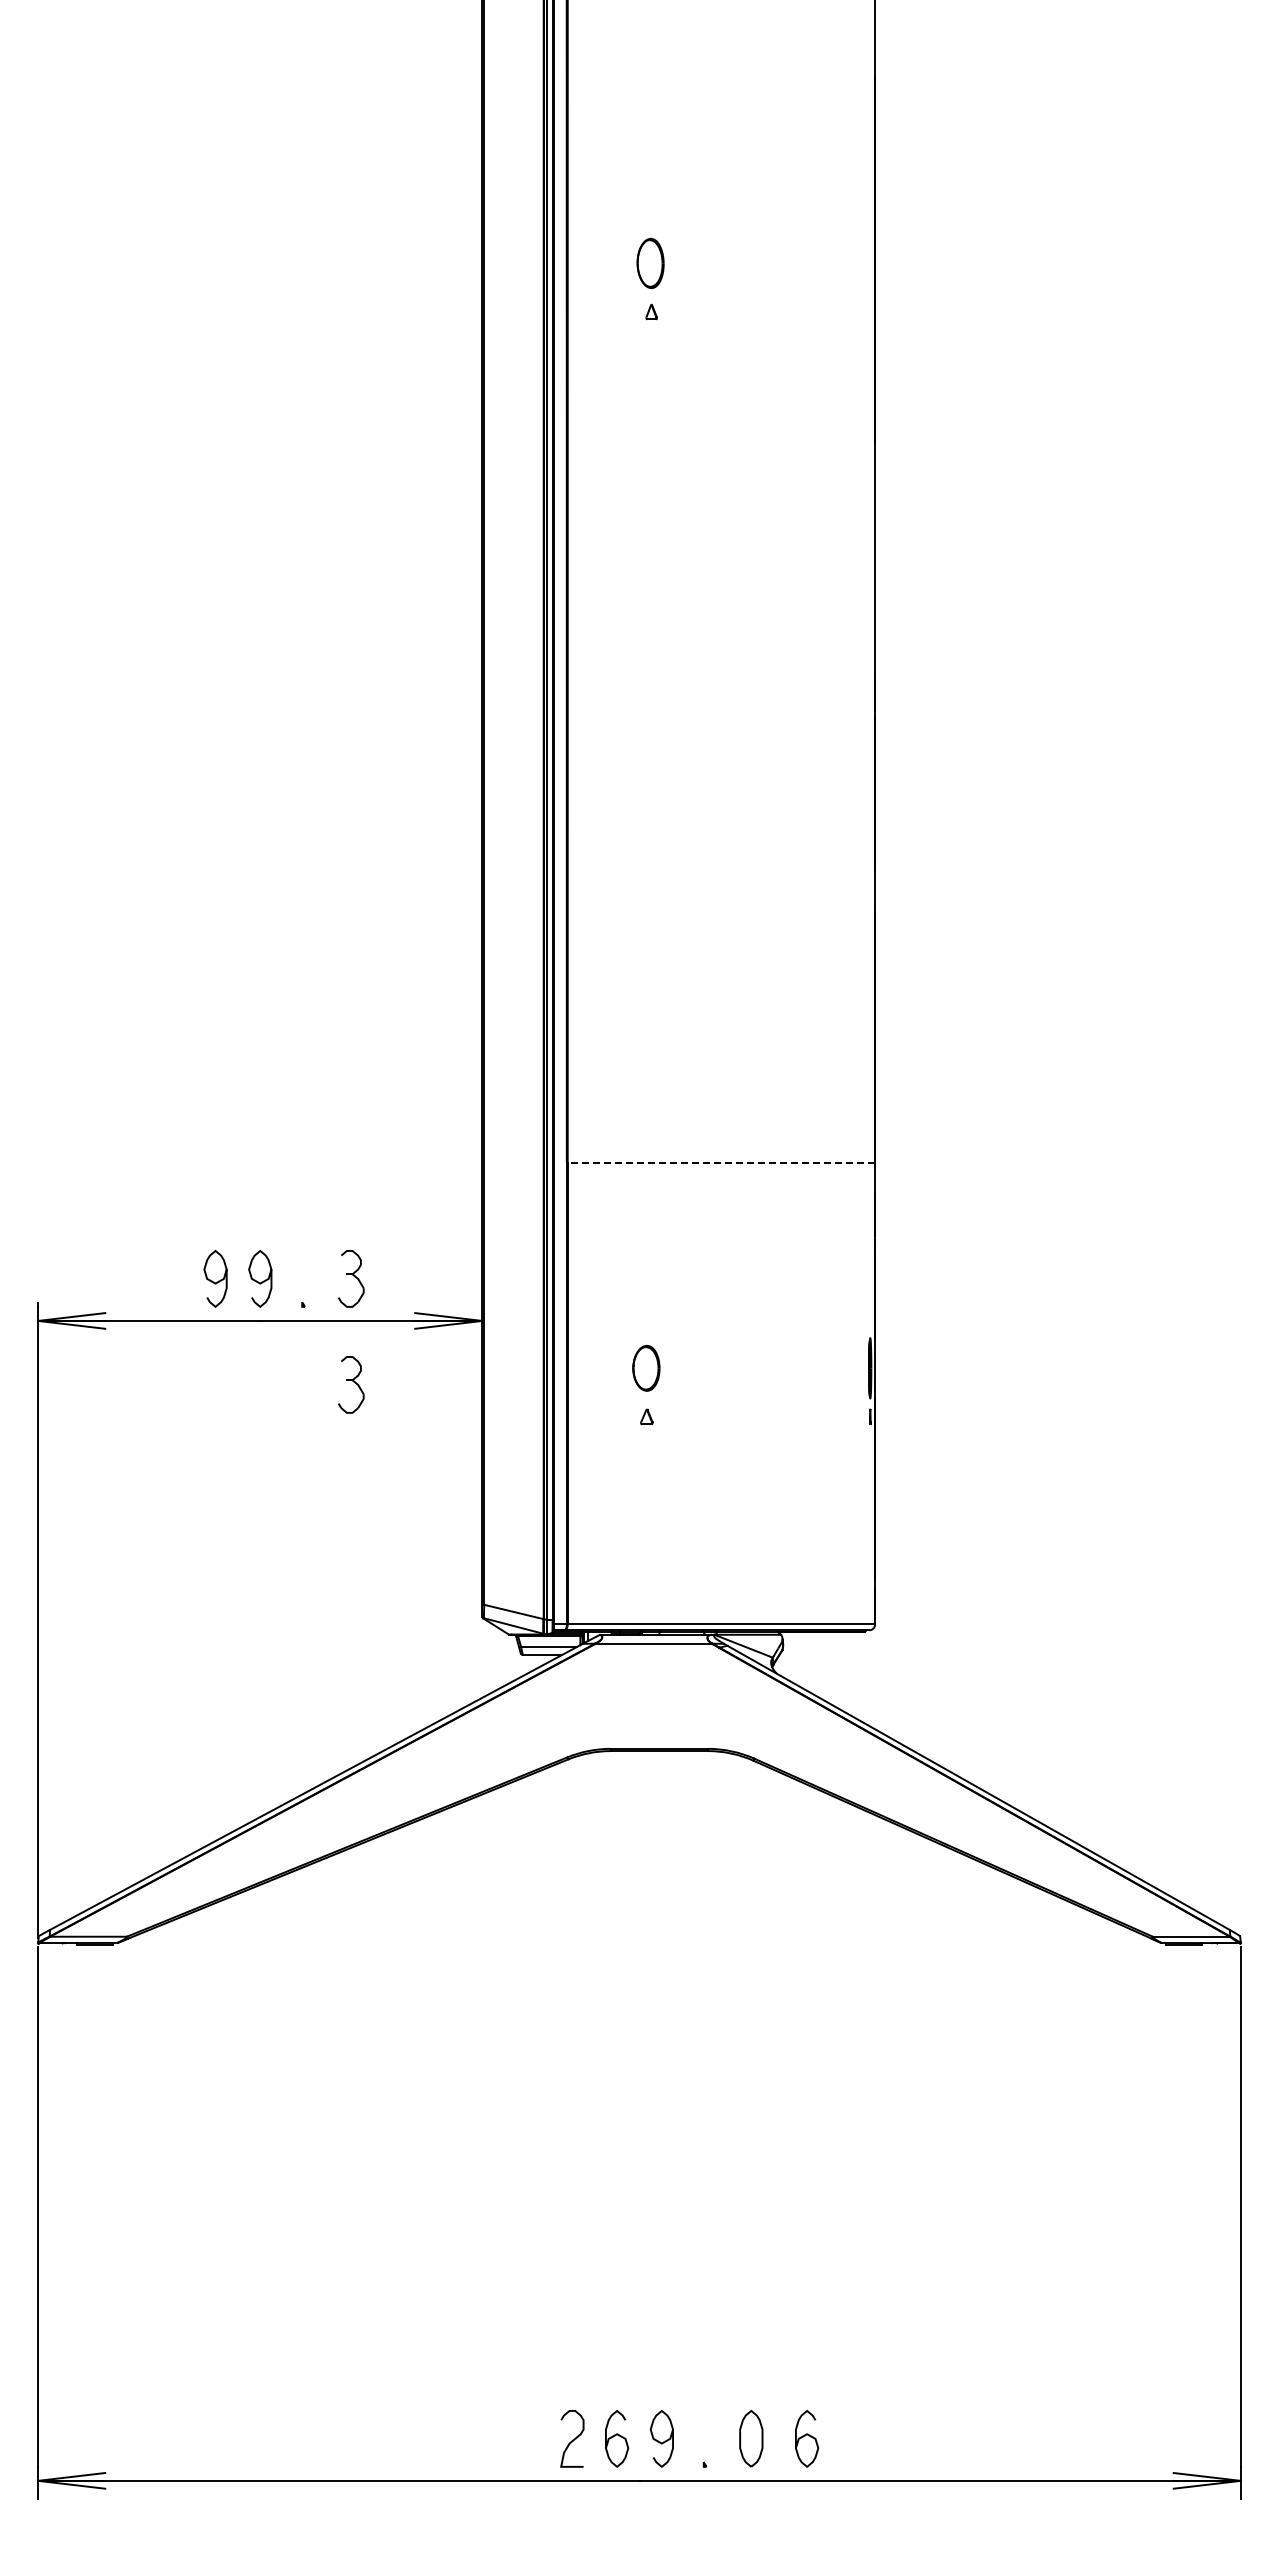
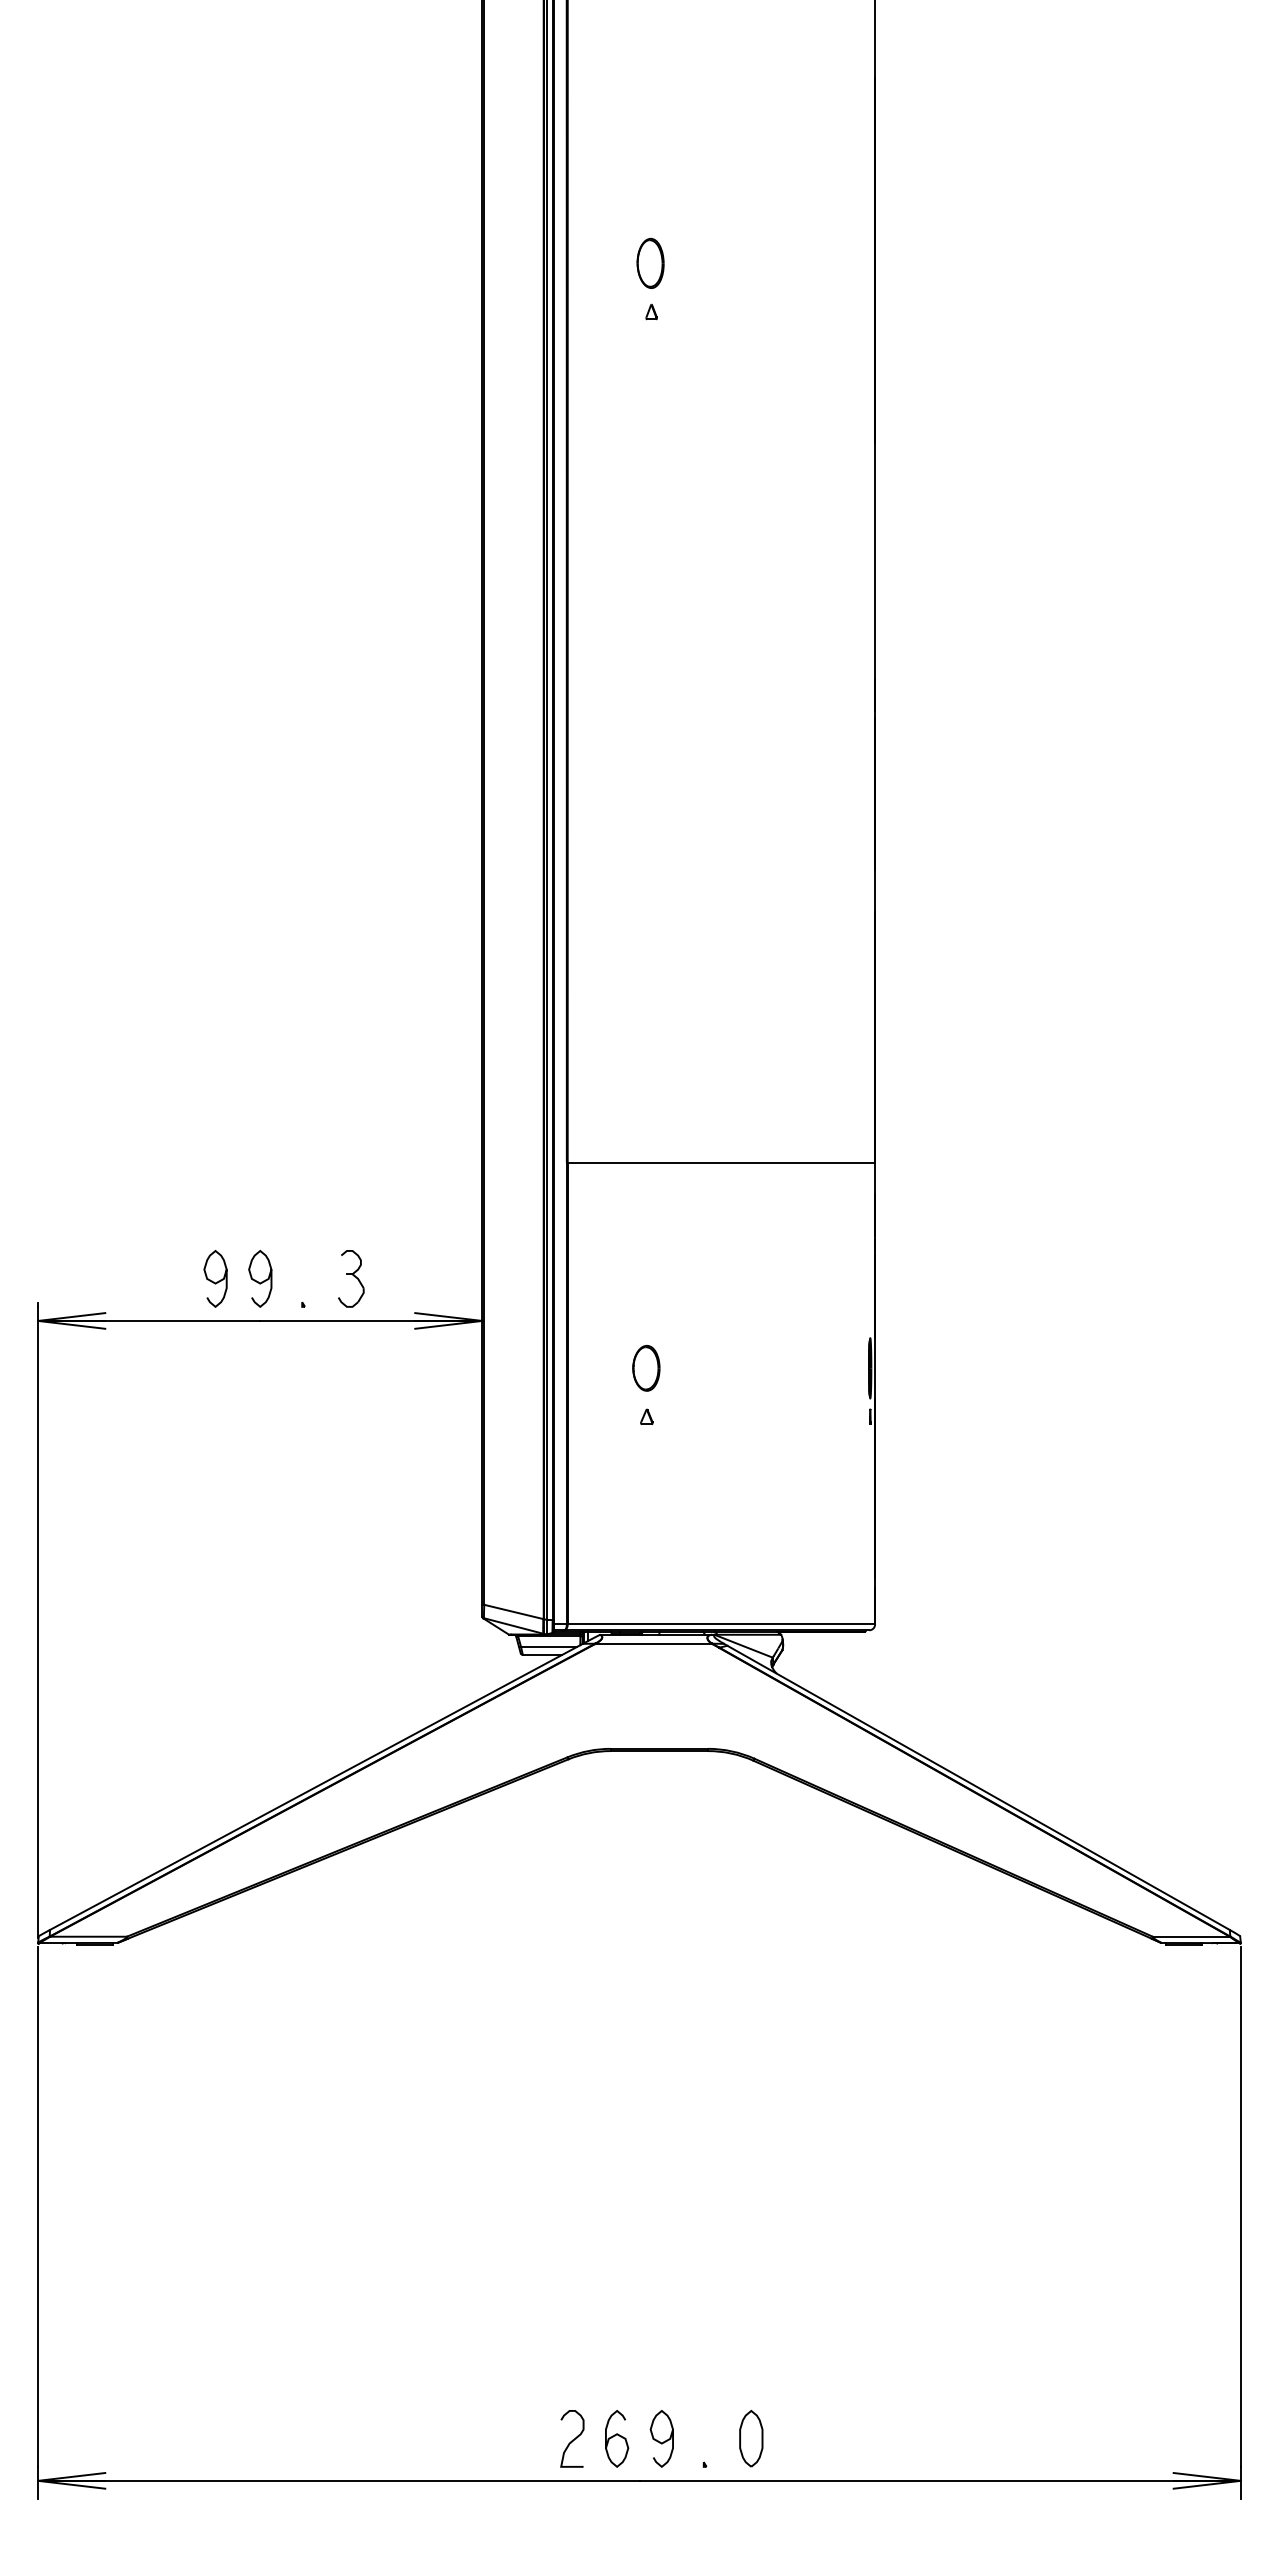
line: dashed -> solid (720, 1162)
part: present -> none (351, 1384)
curve: present -> none (808, 2436)
